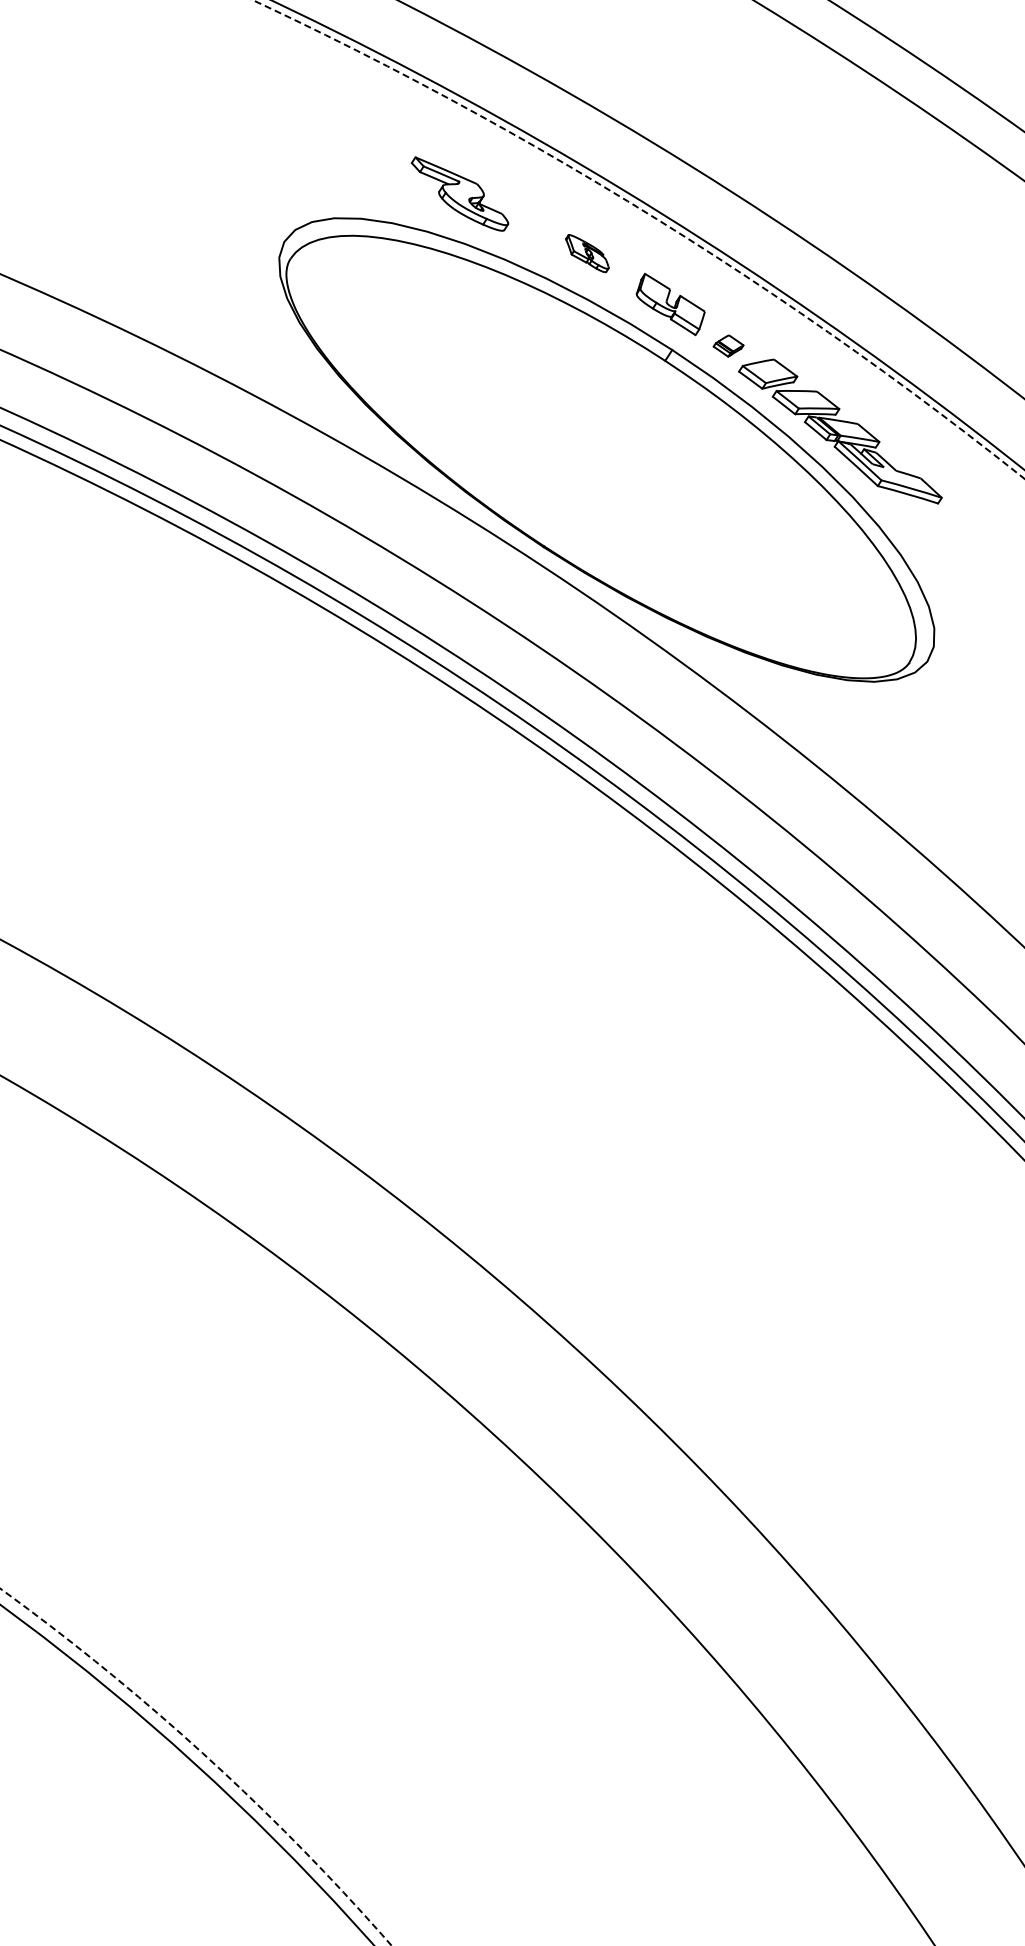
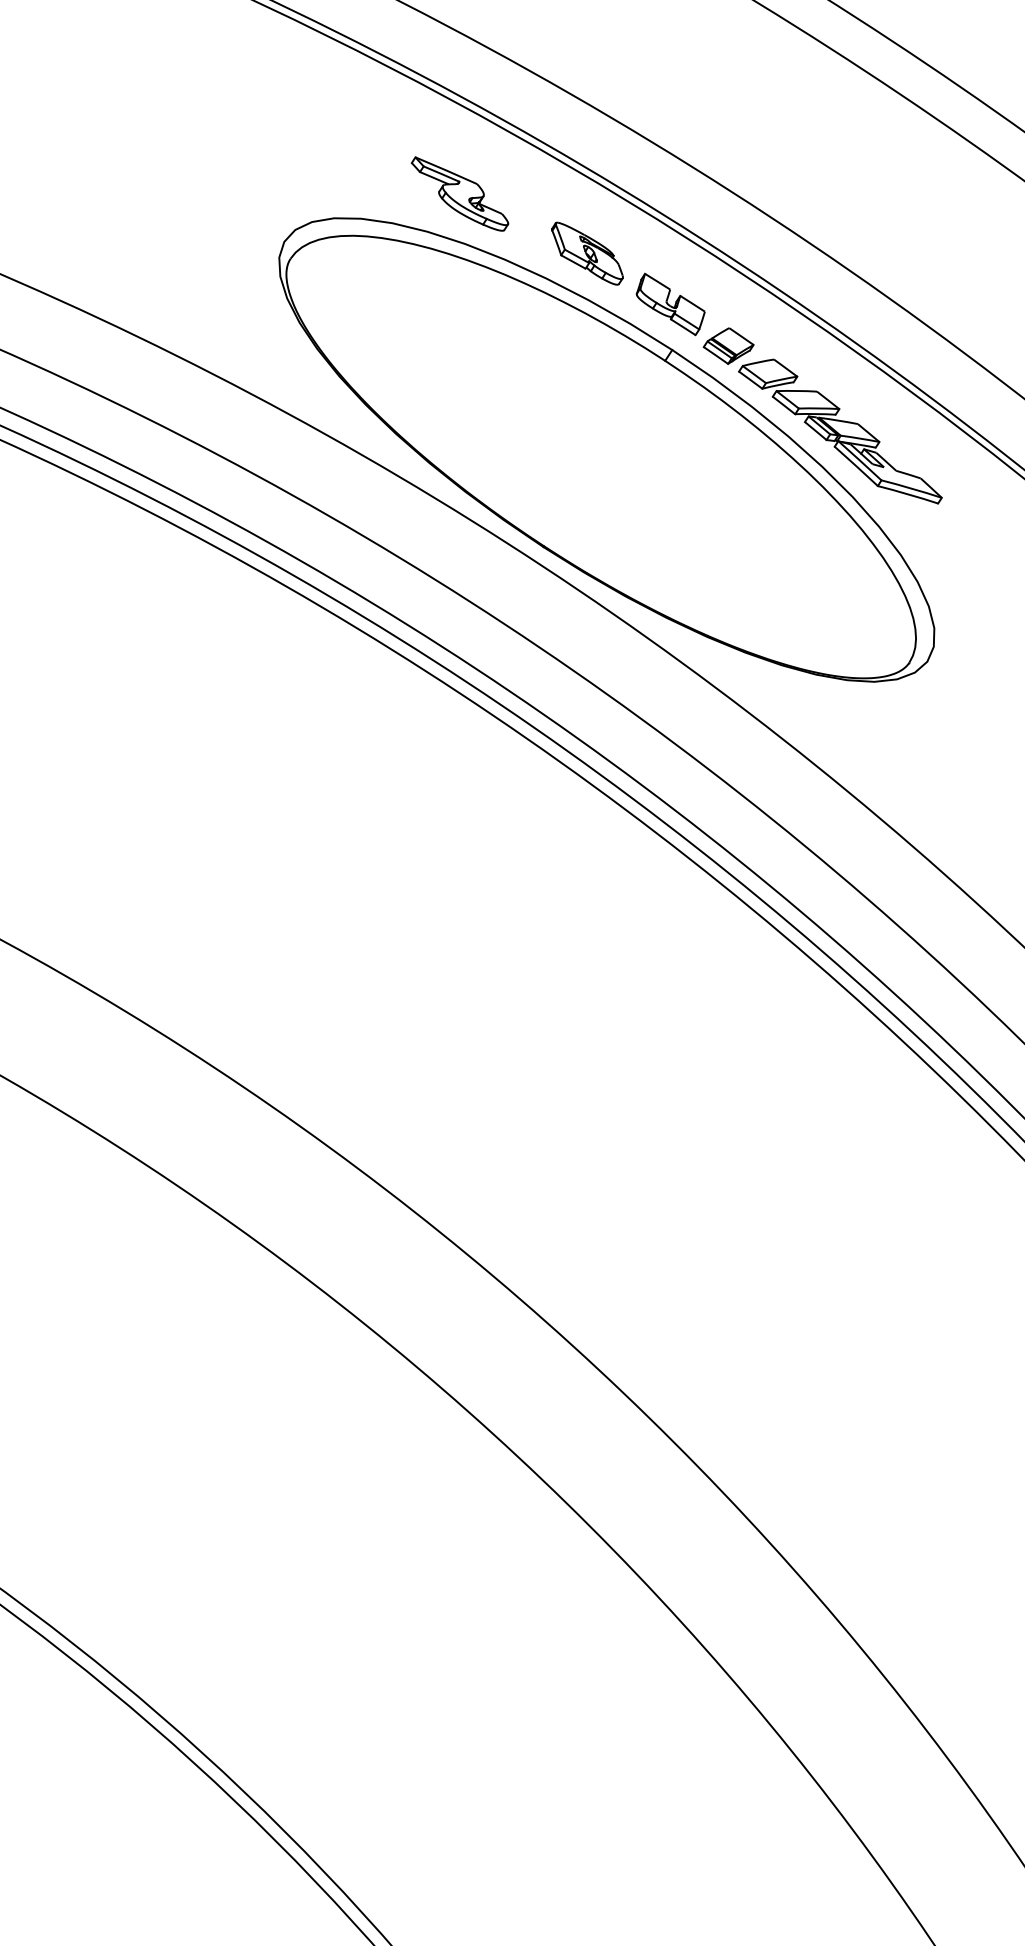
arc: dashed -> solid (653, 217)
part size: 45x40 px -> 73x65 px (587, 253)
part size: 33x24 px -> 53x38 px (728, 345)
circle: dashed -> solid (195, 1766)
